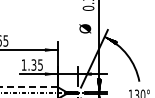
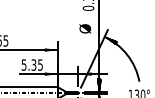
text: 1.35 -> 5.35 (23, 64)
line: dashed -> solid (29, 87)
